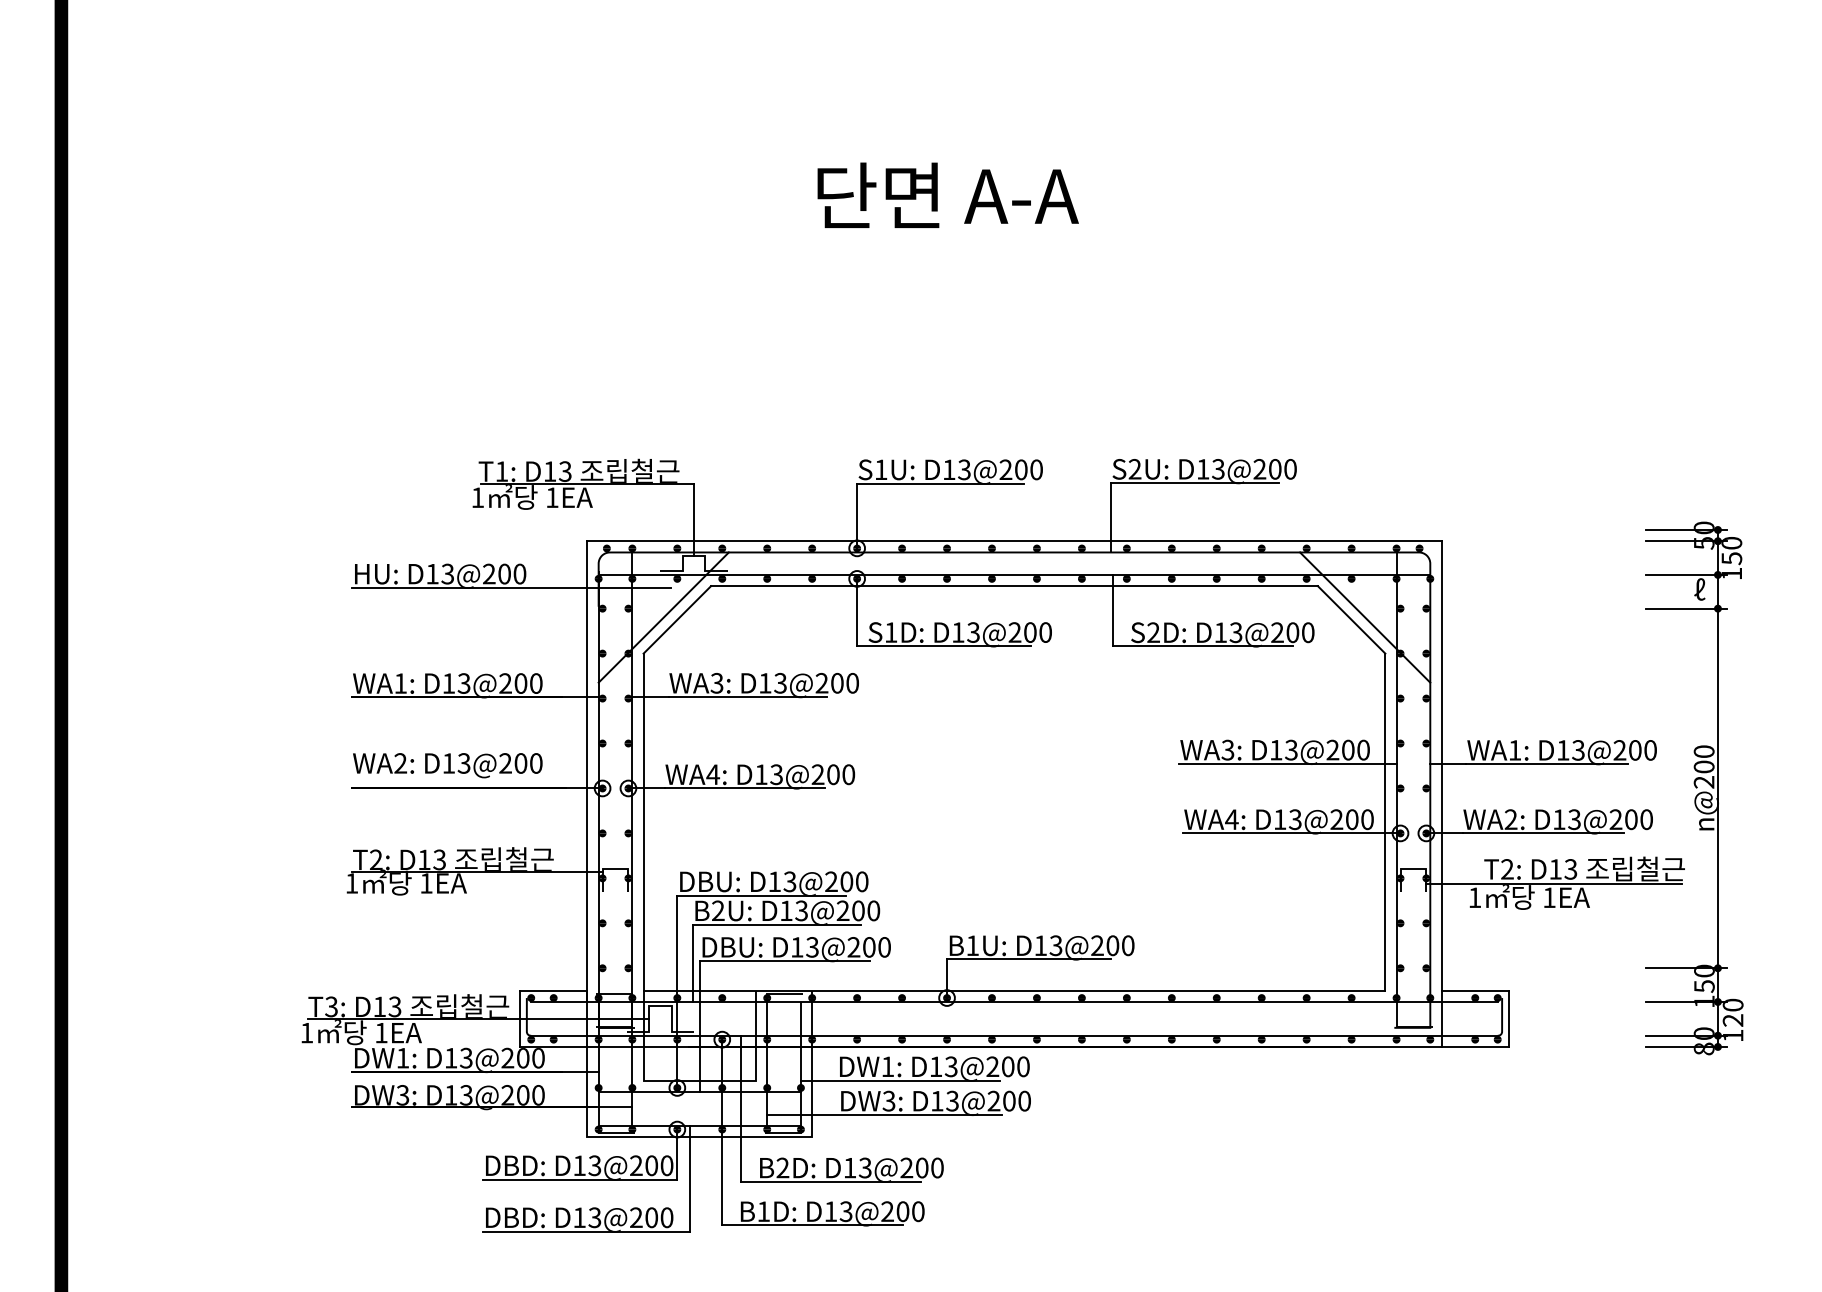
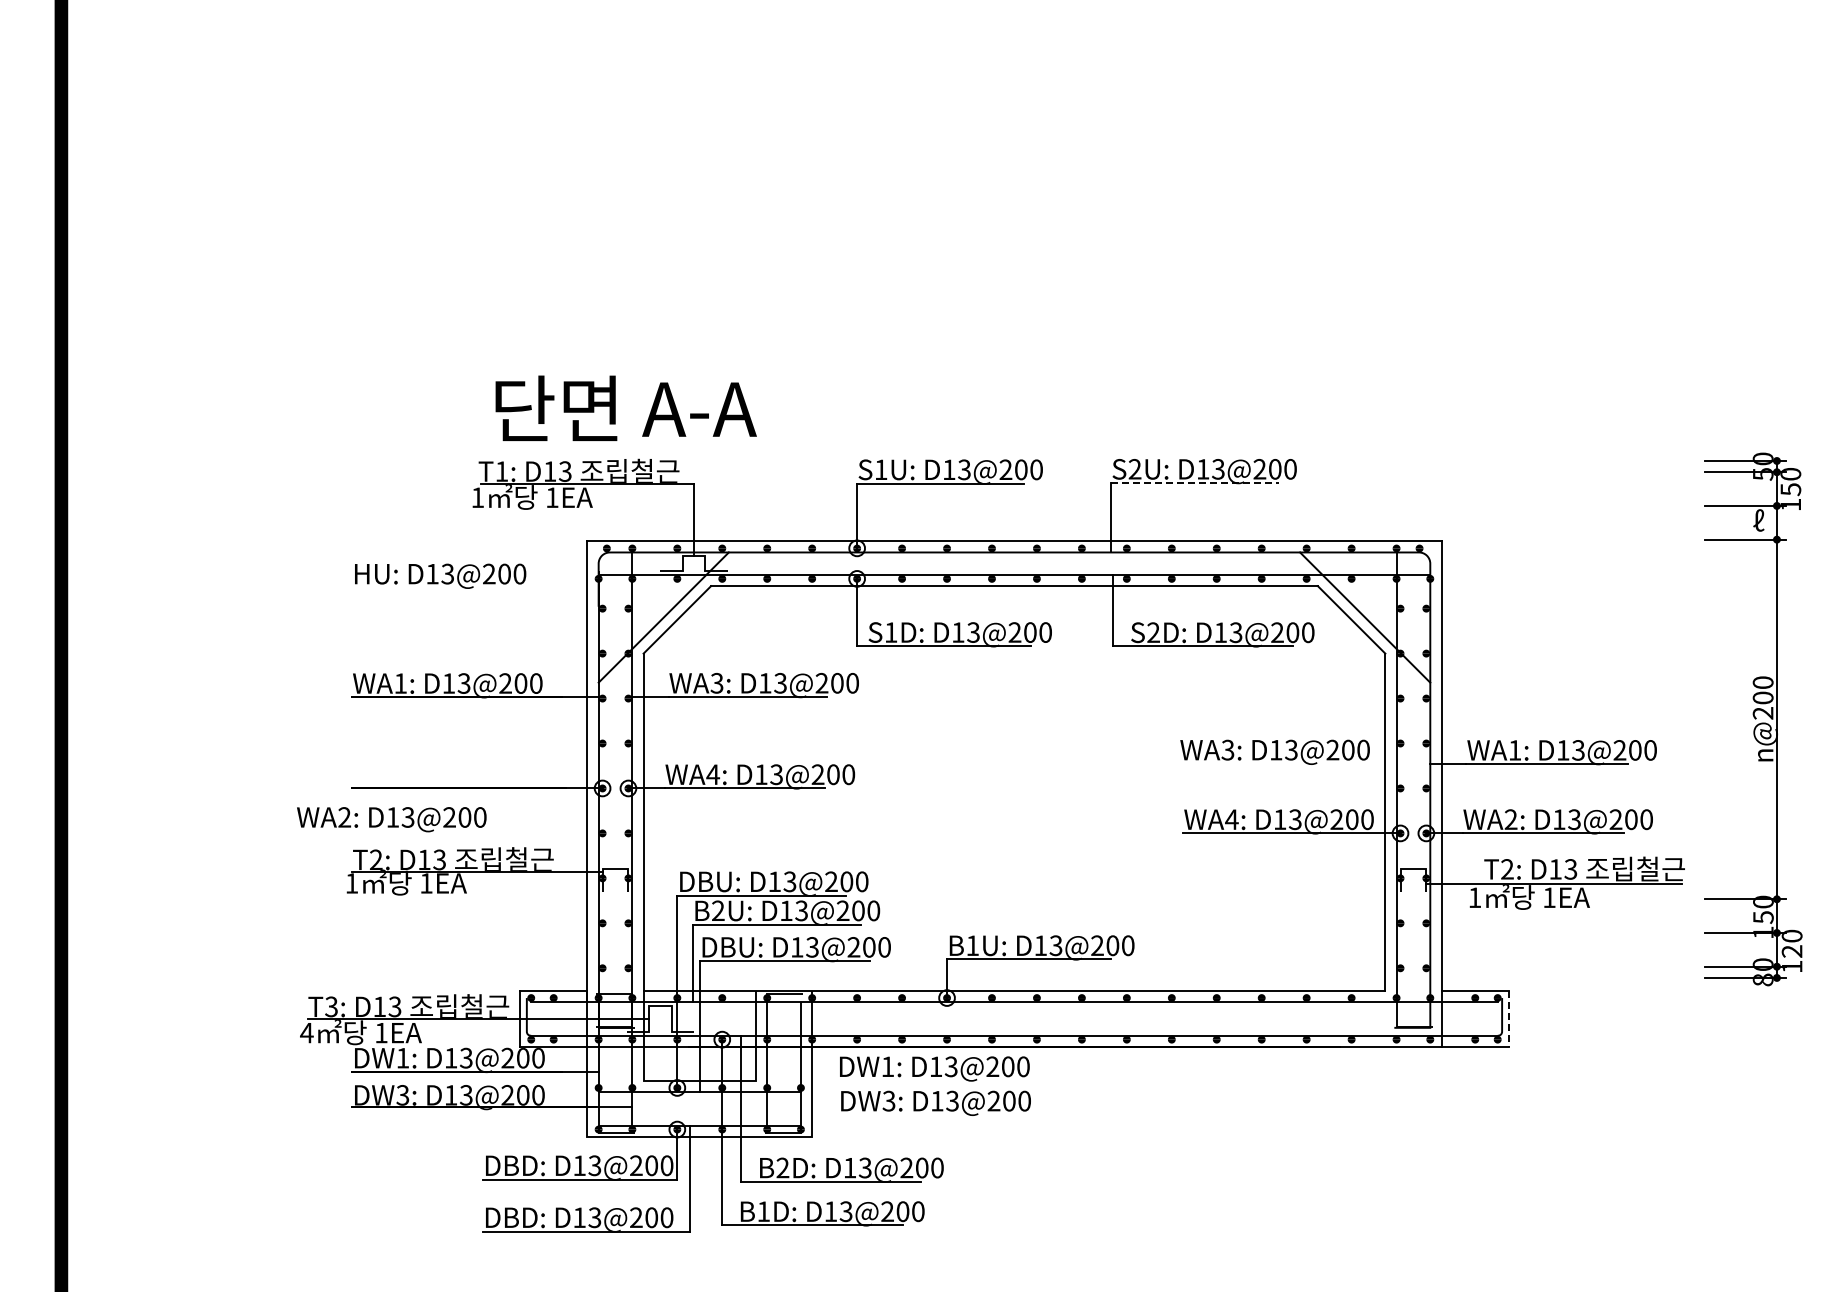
text position: (947, 194) -> (625, 407) (625, 407)
line: solid -> dashed (1194, 483)
line: present -> none (511, 587)
line: present -> none (1287, 763)
text position: (447, 765) -> (391, 819) (391, 819)
part position: (1694, 788) -> (1753, 719) (1753, 719)
line: solid -> dashed (1508, 1019)
text: 1 -> 4 (306, 1033)
line: present -> none (899, 1080)
line: present -> none (884, 1114)
